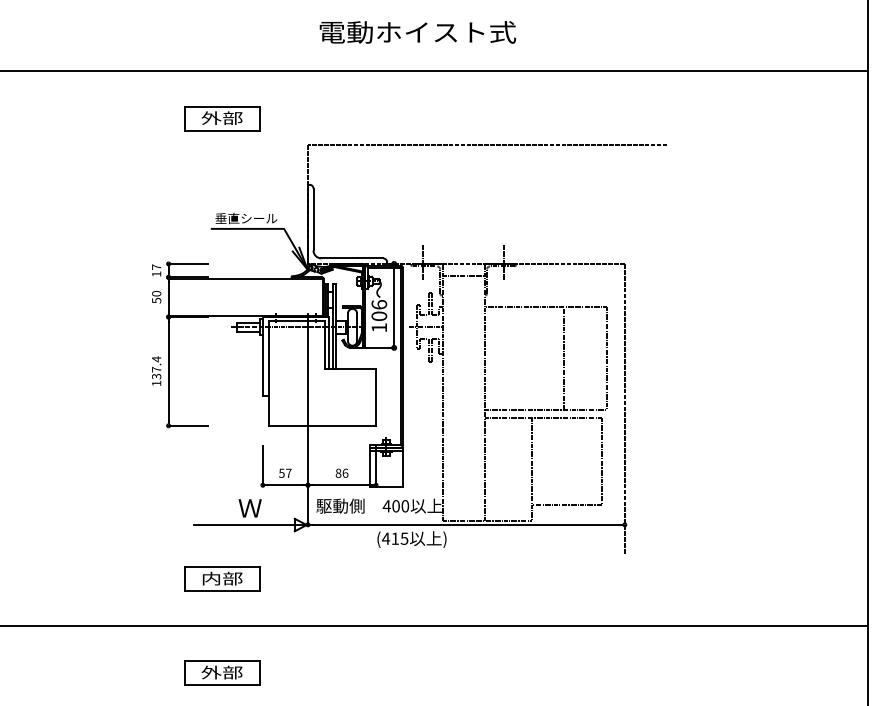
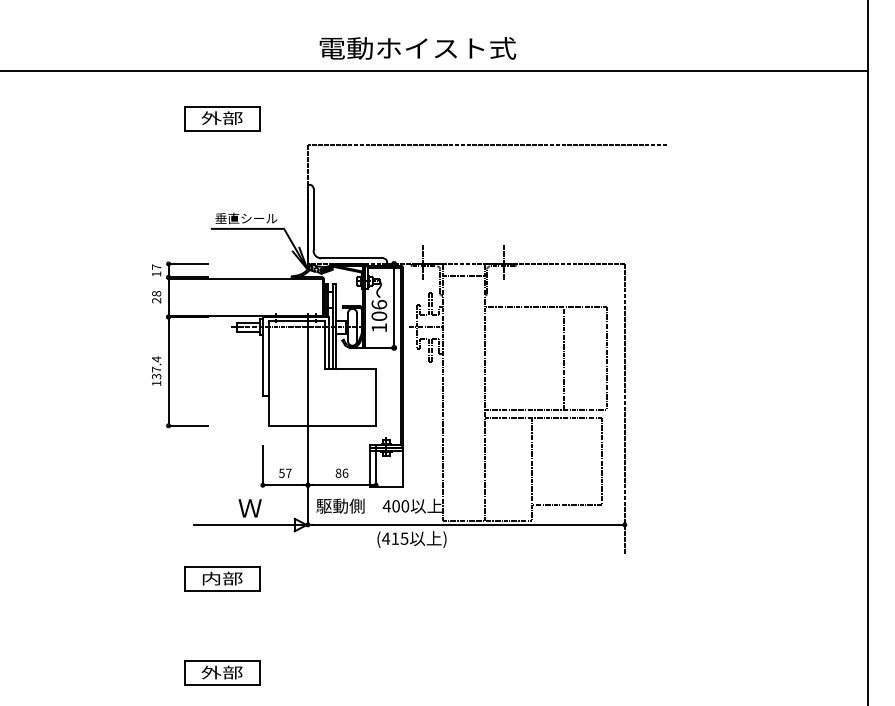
text position: (417, 32) -> (417, 48) (417, 48)
text: 50 -> 28 (156, 297)
line: present -> none (435, 625)
